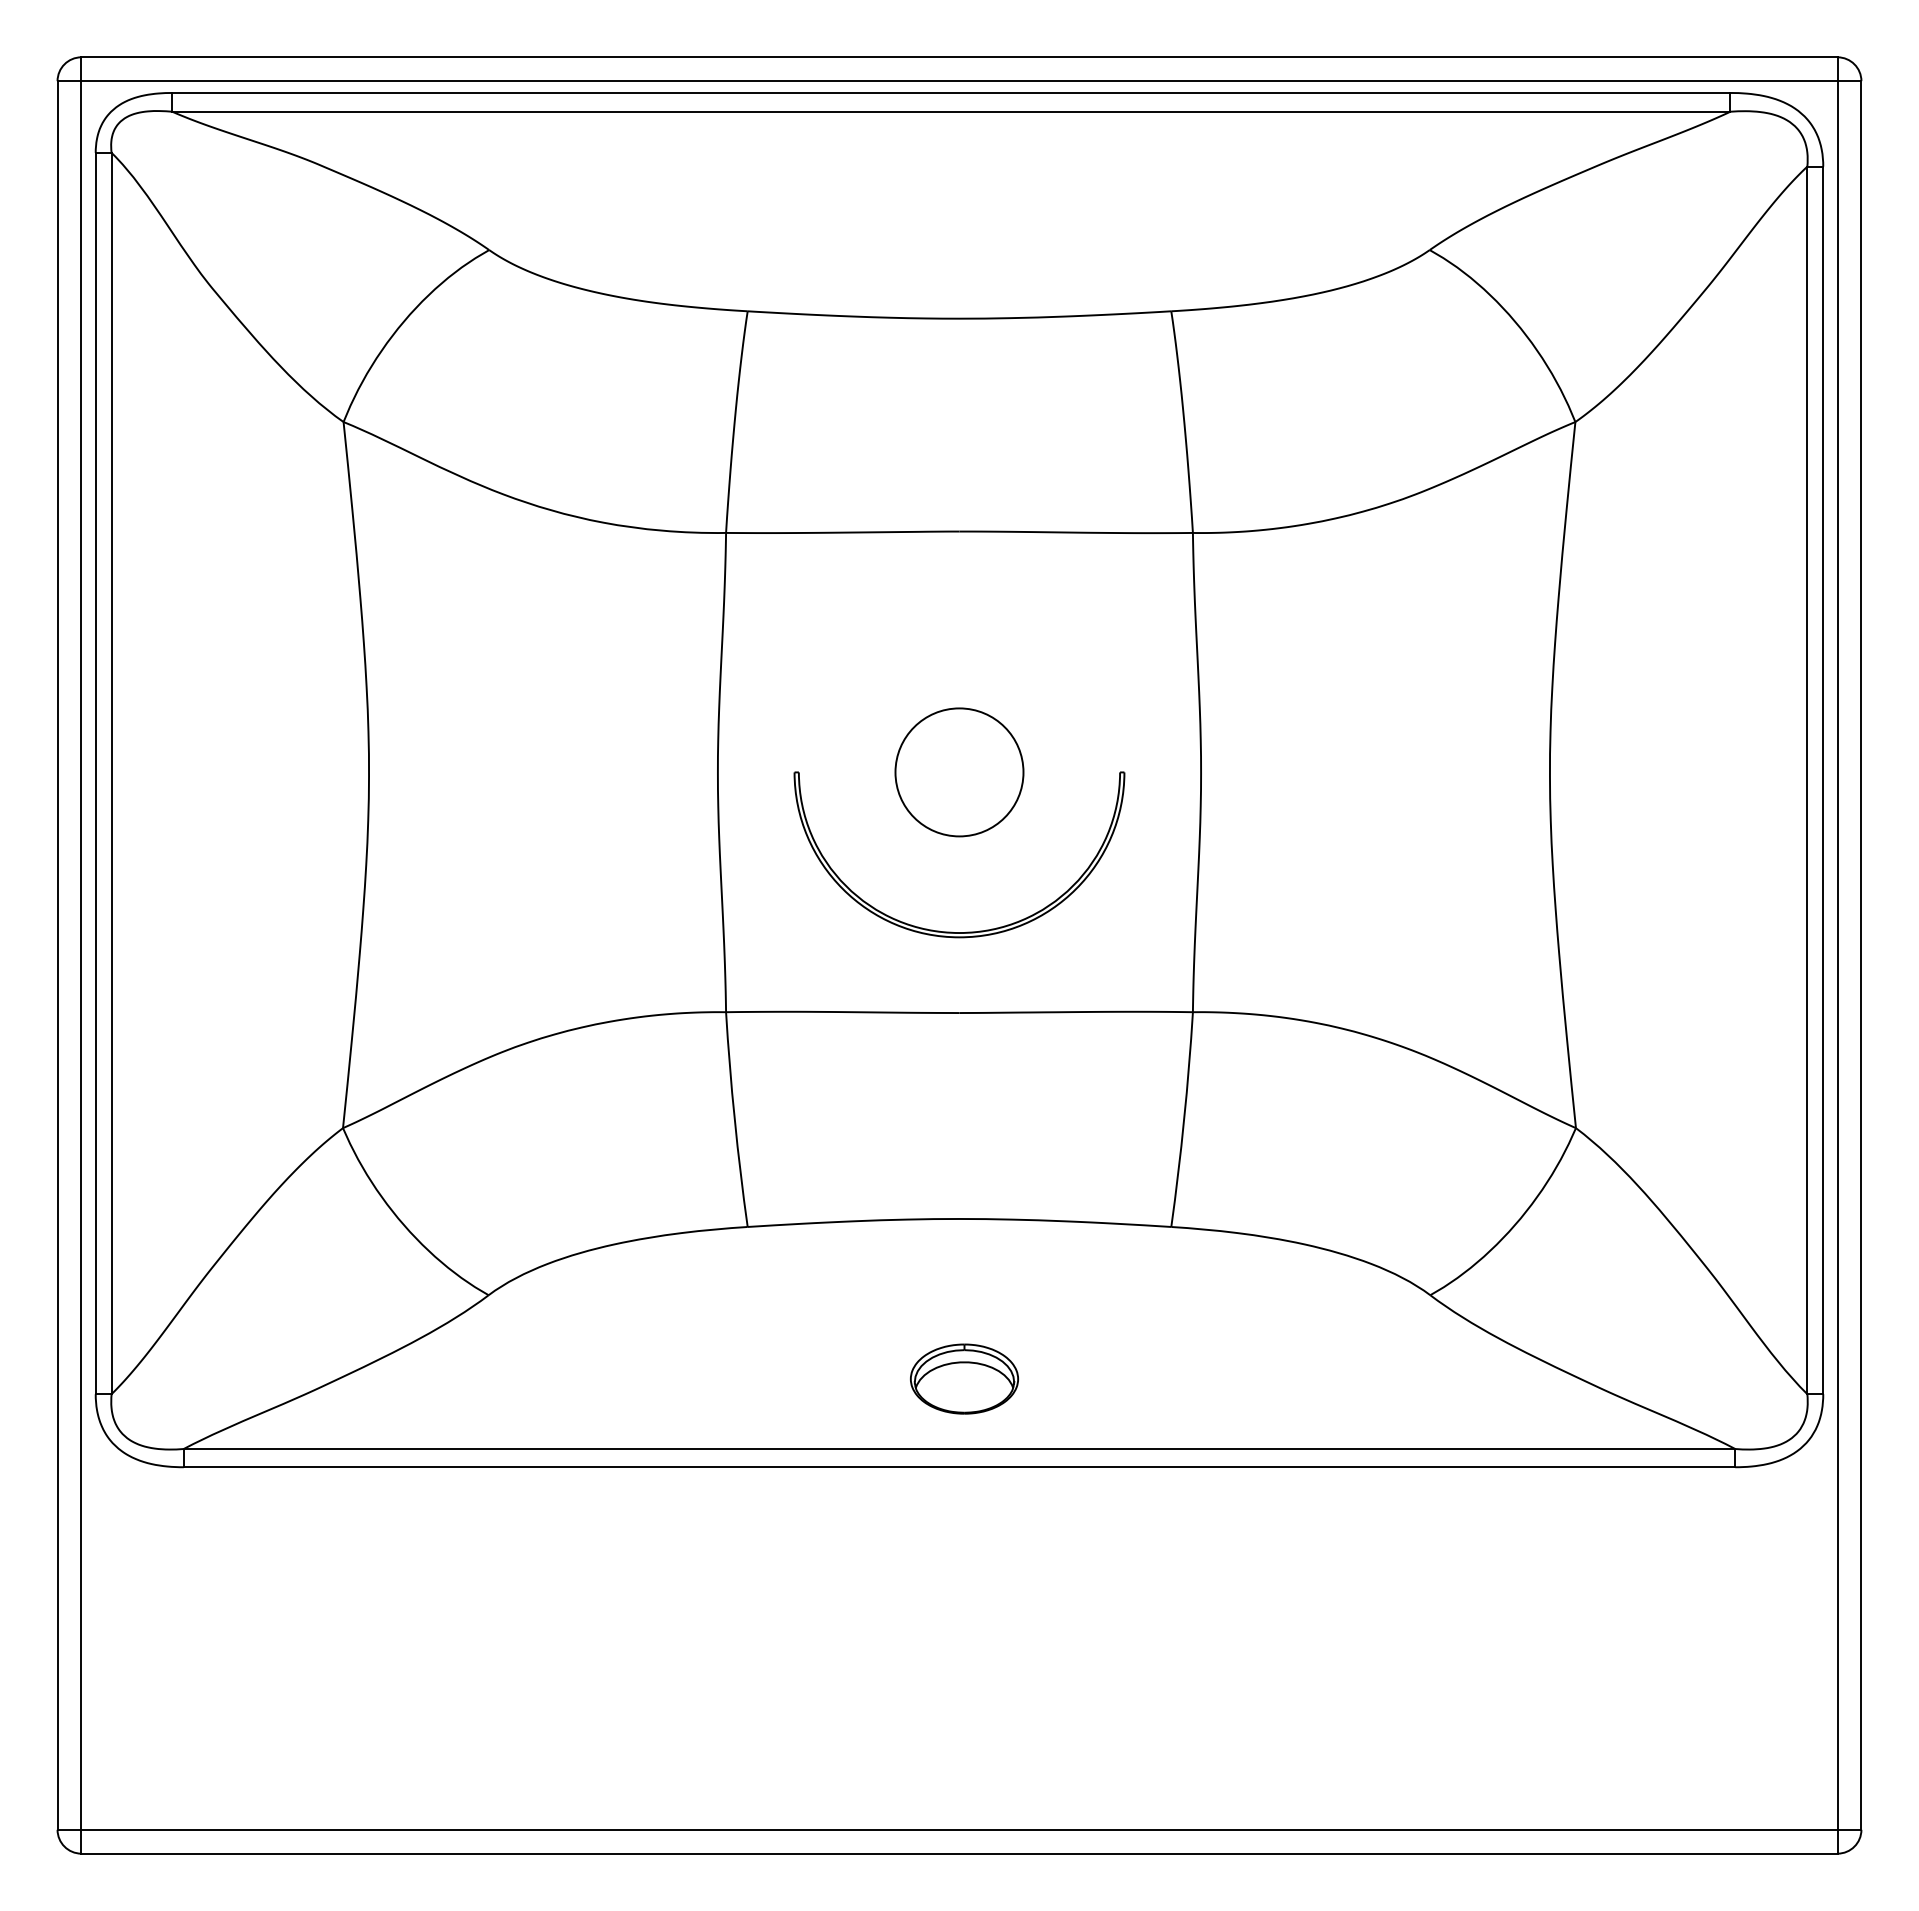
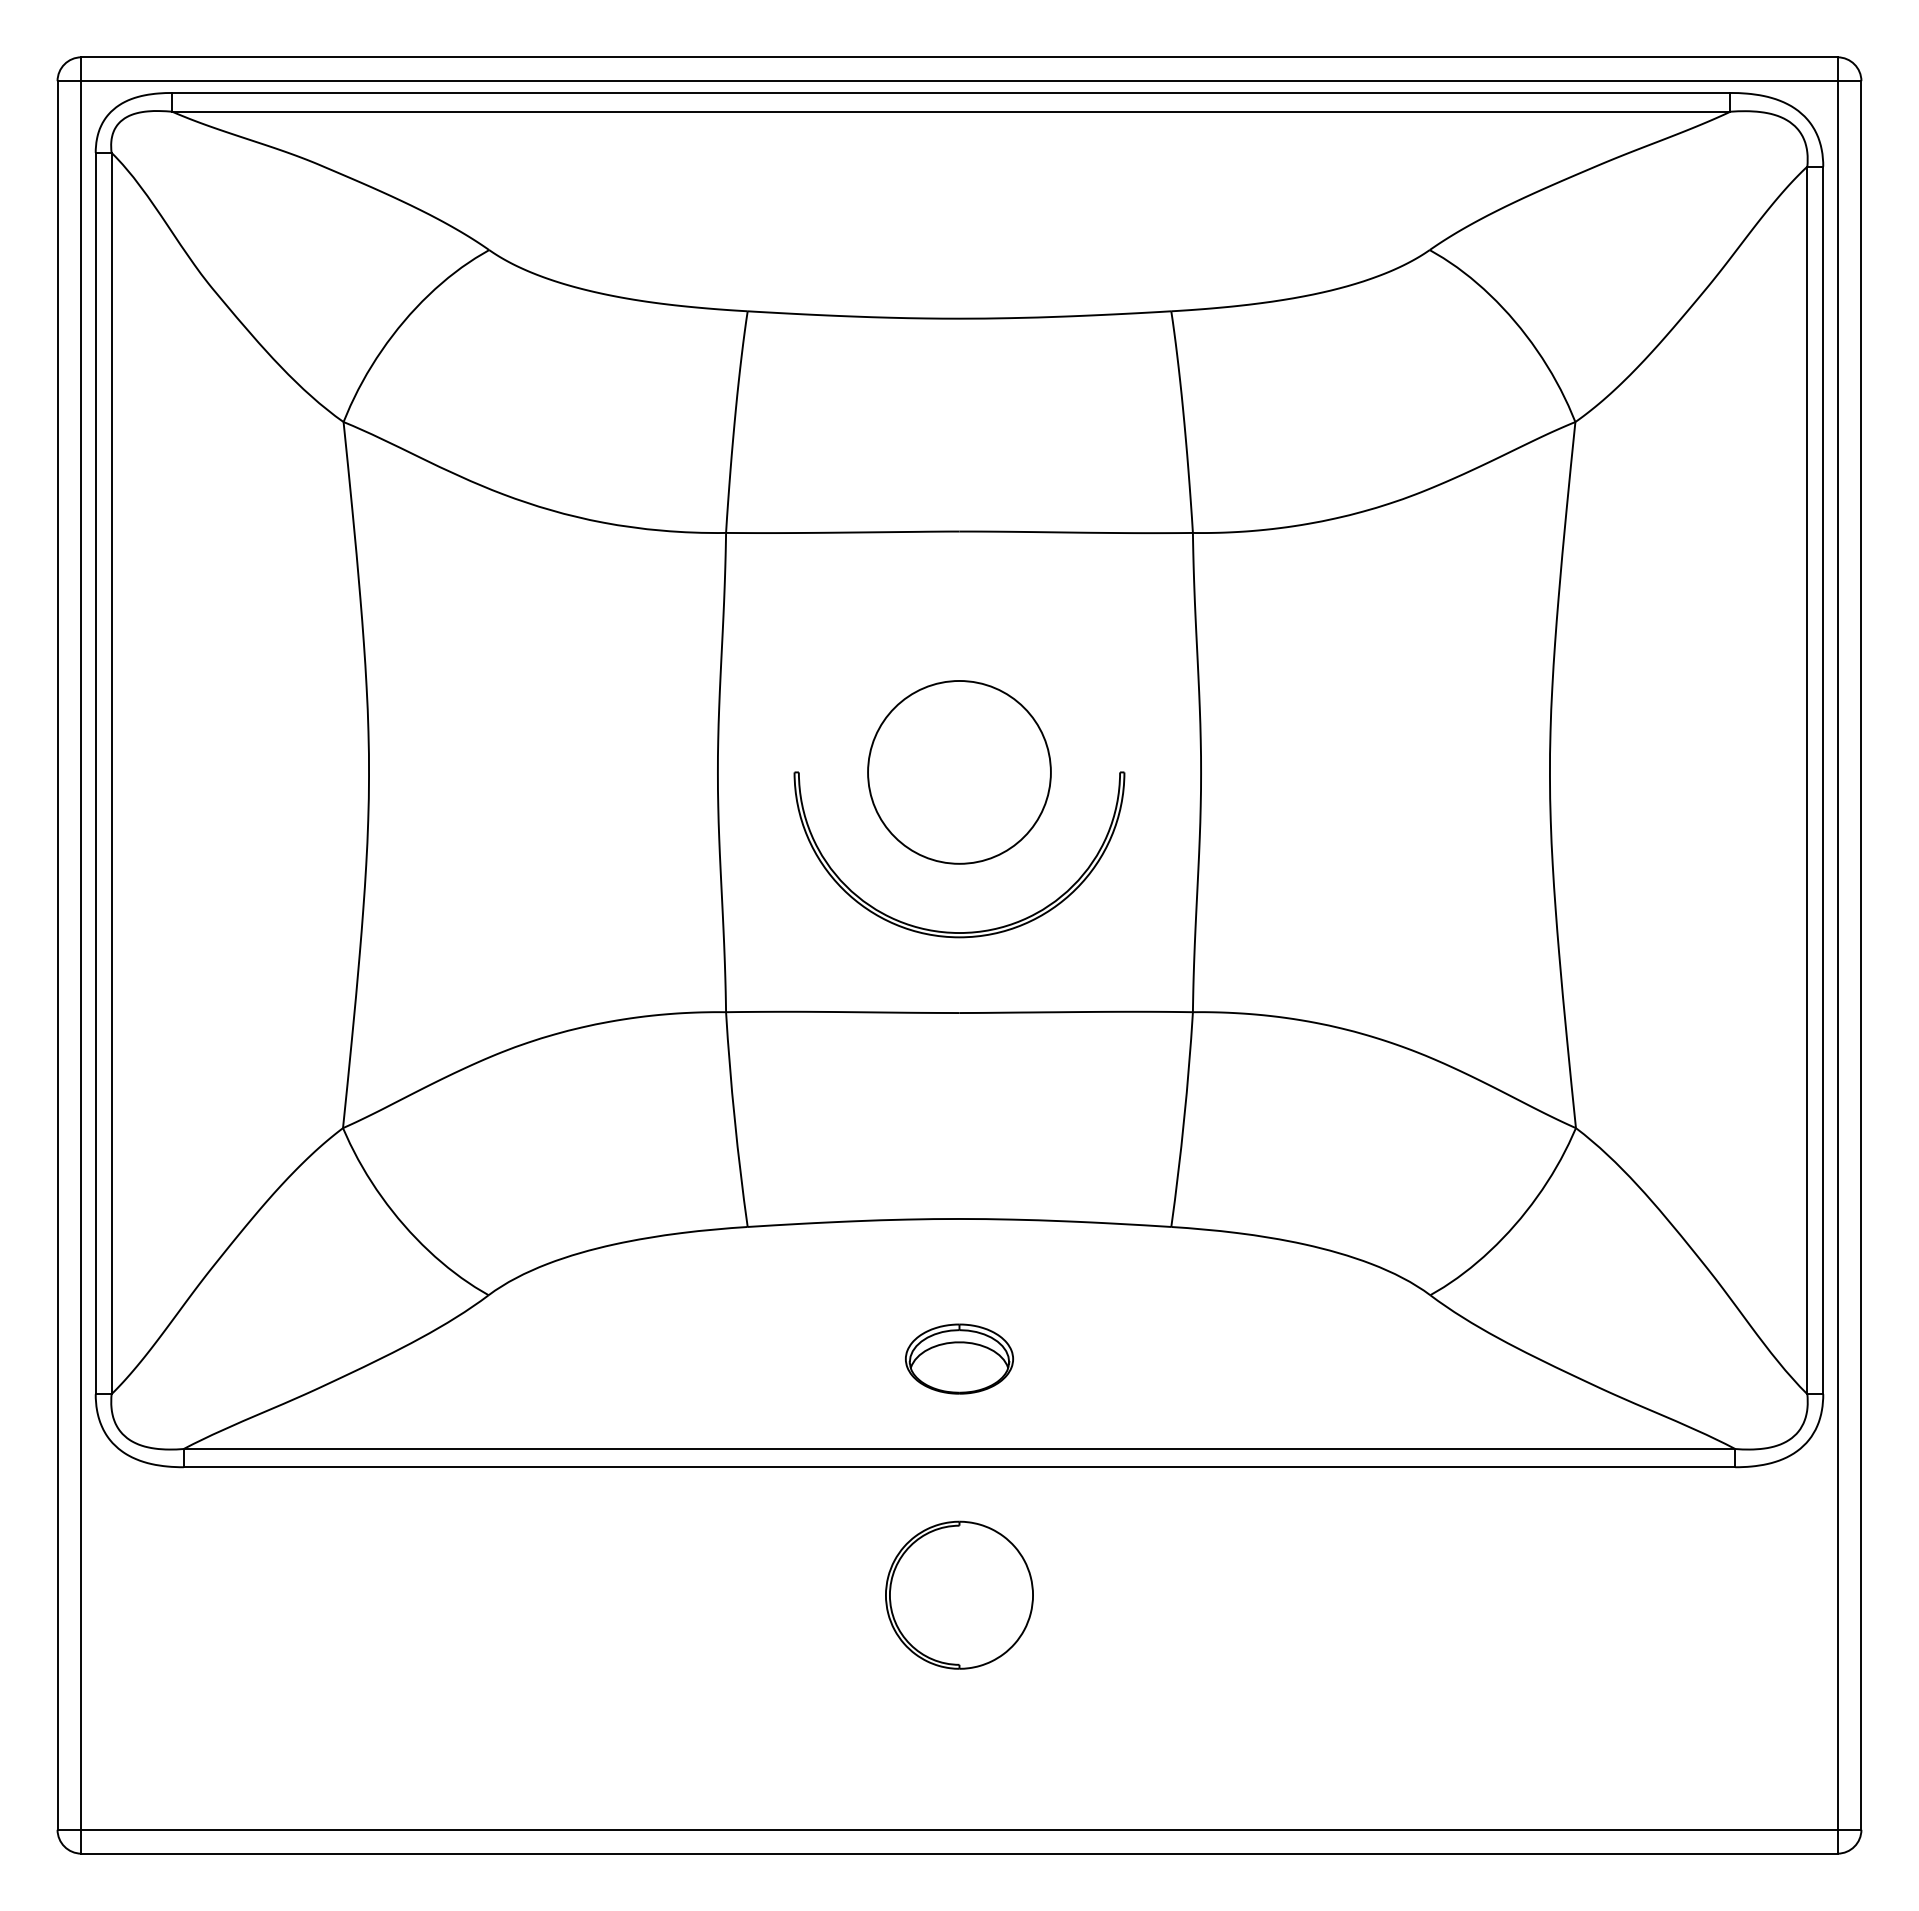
circle diameter: 128 px -> 183 px (959, 771)
part position: (964, 1378) -> (959, 1358) (959, 1358)
part: none -> present (959, 1594)
